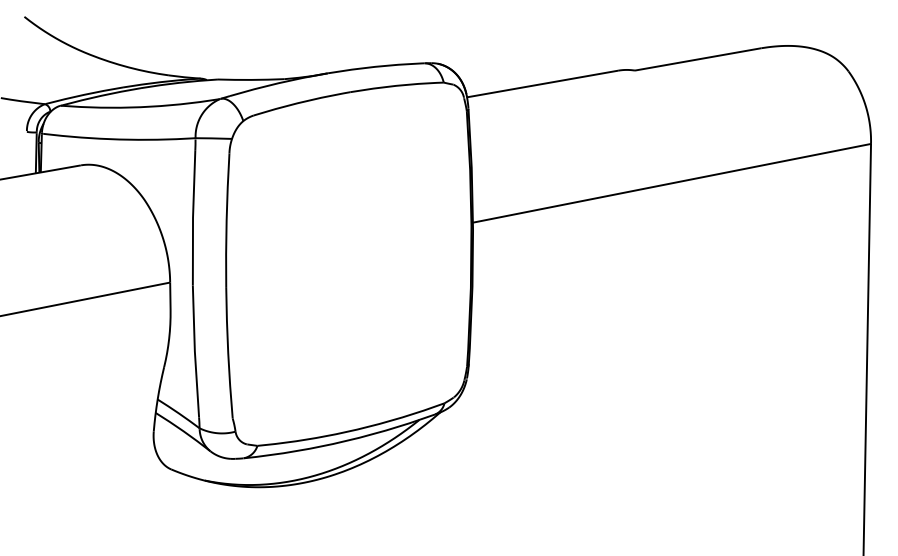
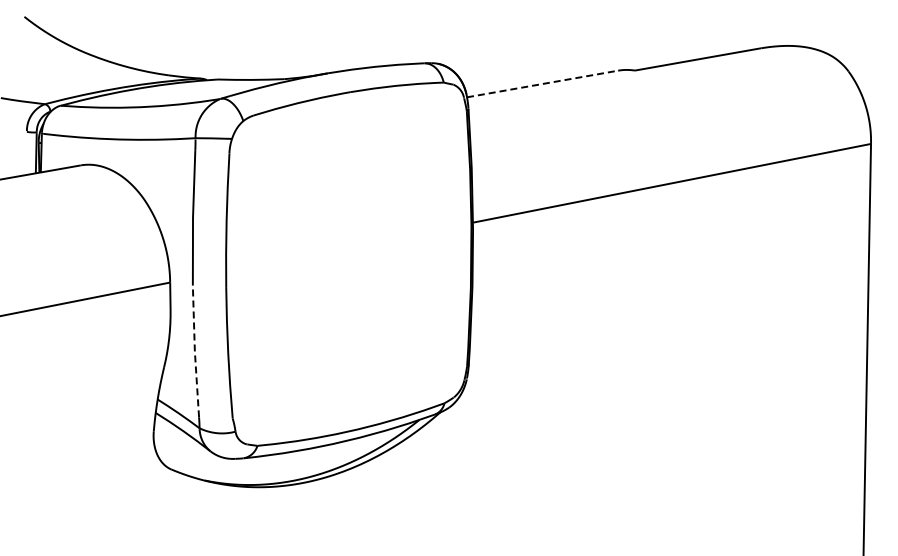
line: solid -> dashed (542, 84)
line: solid -> dashed (194, 351)
